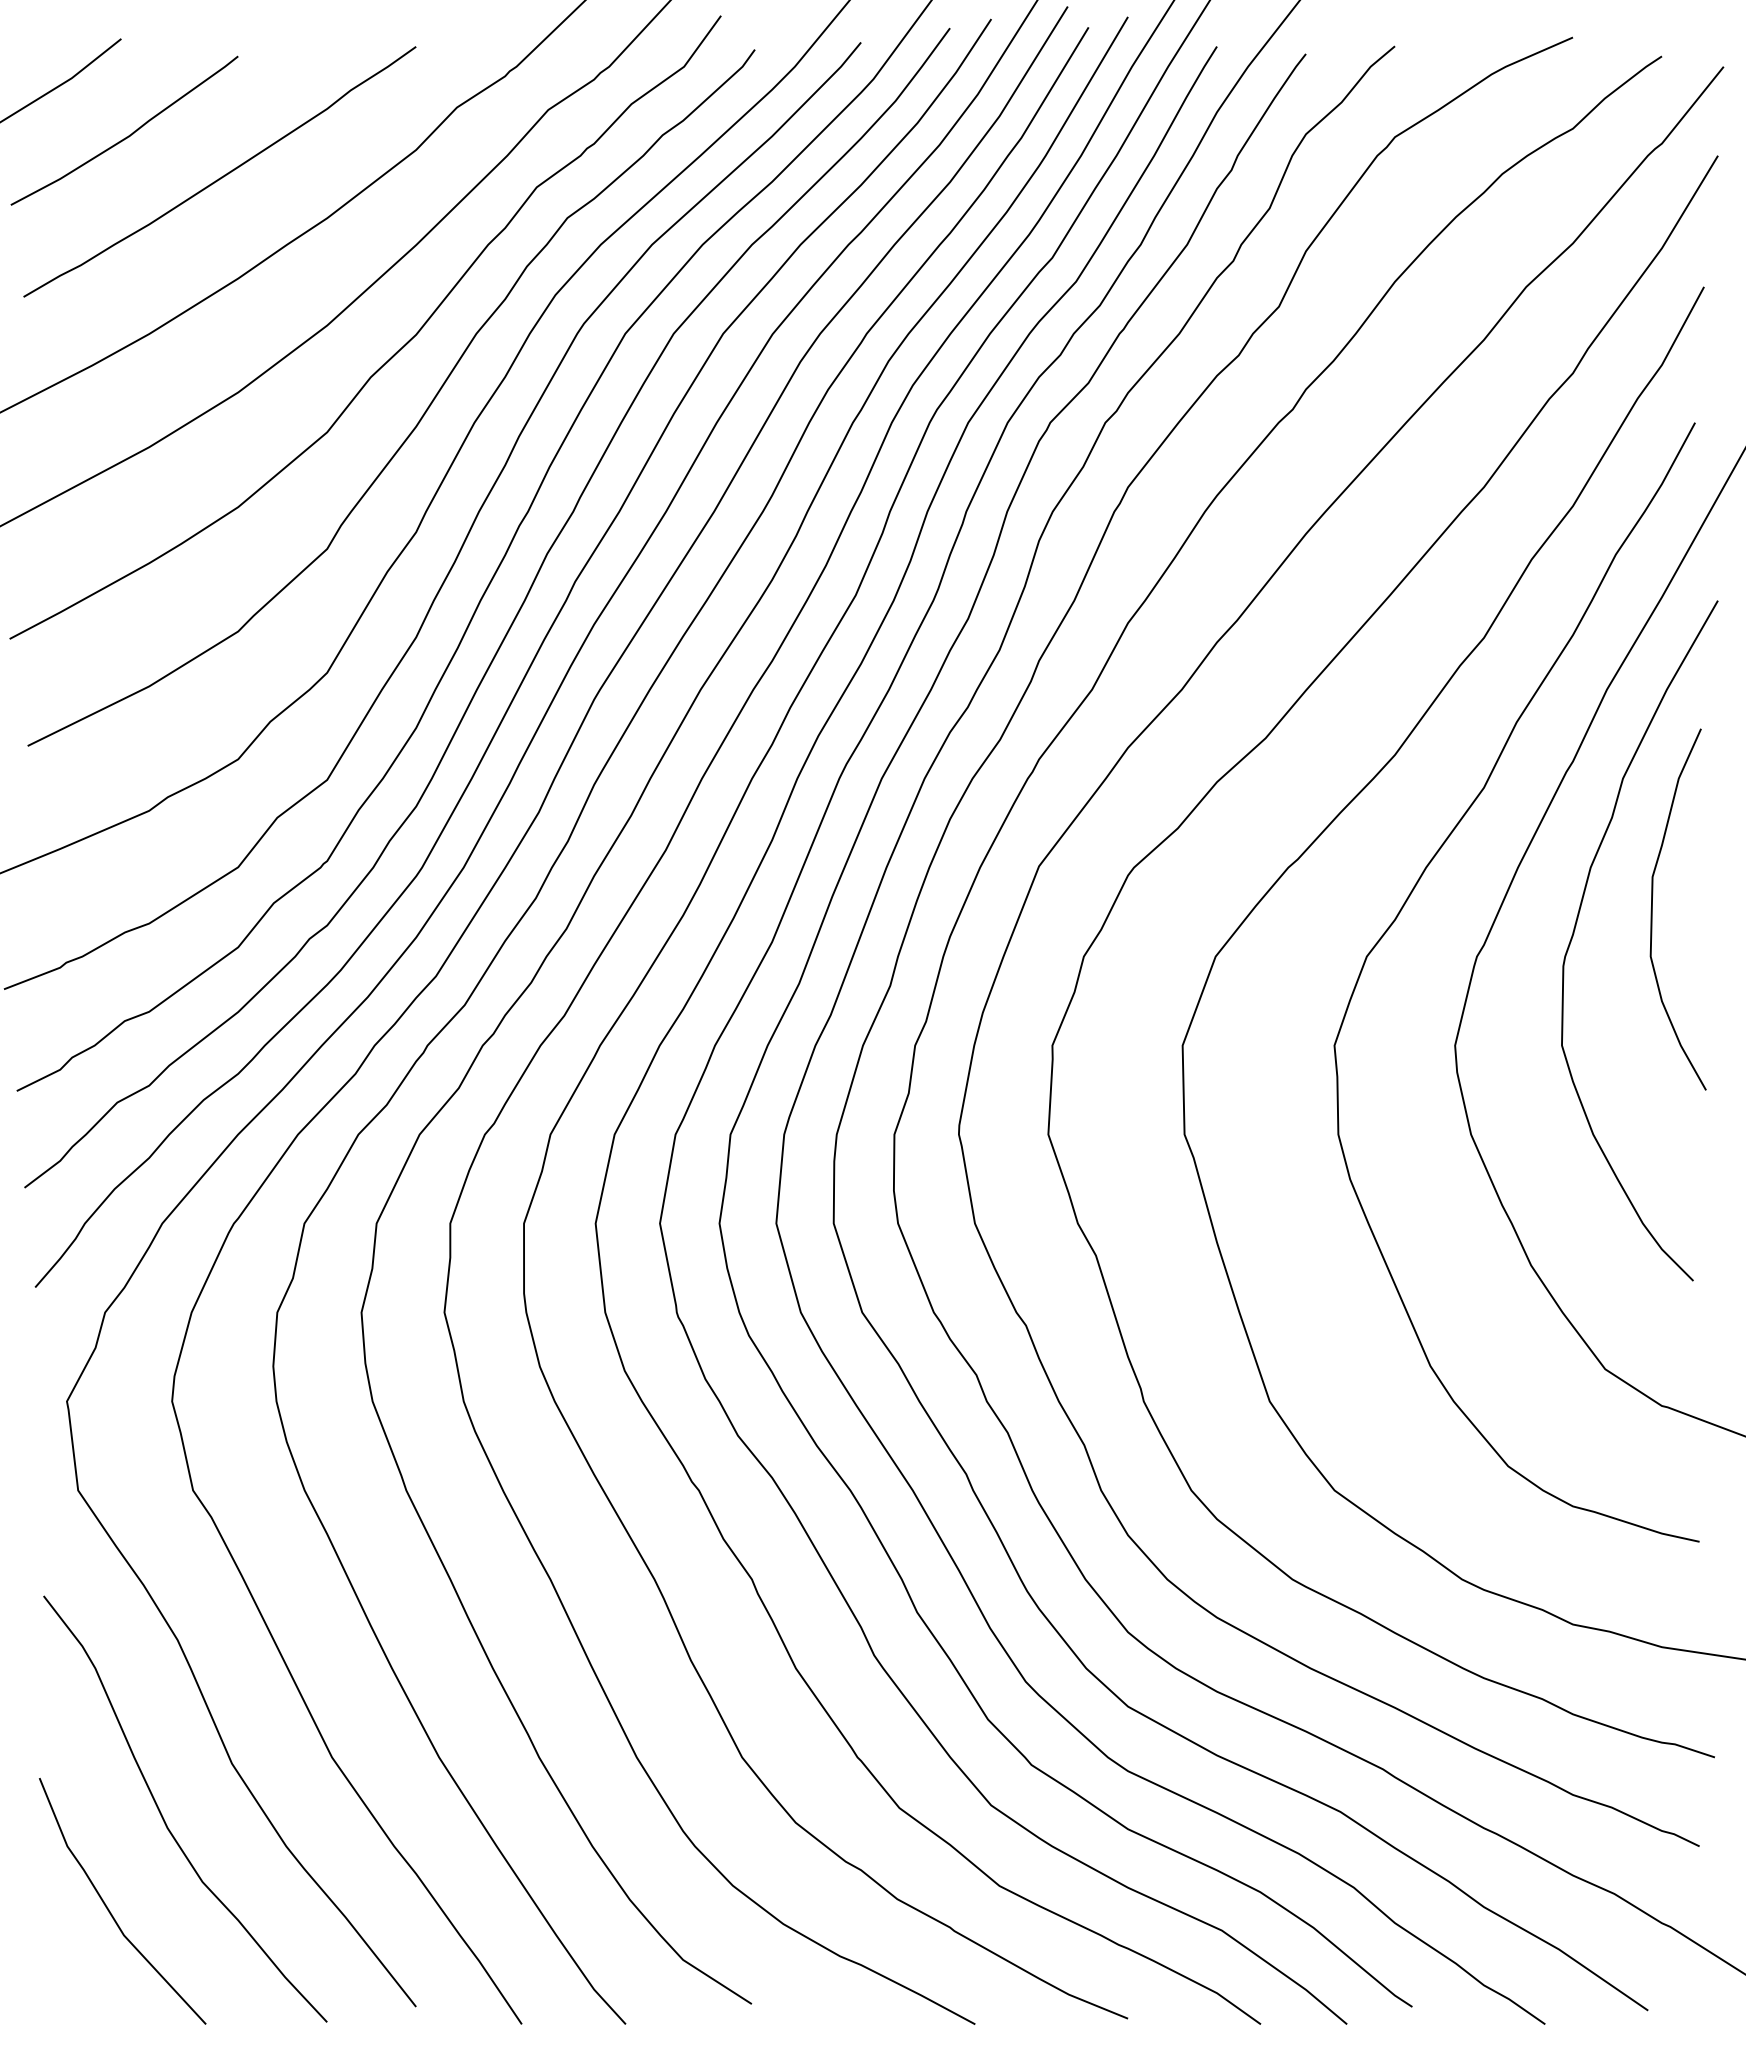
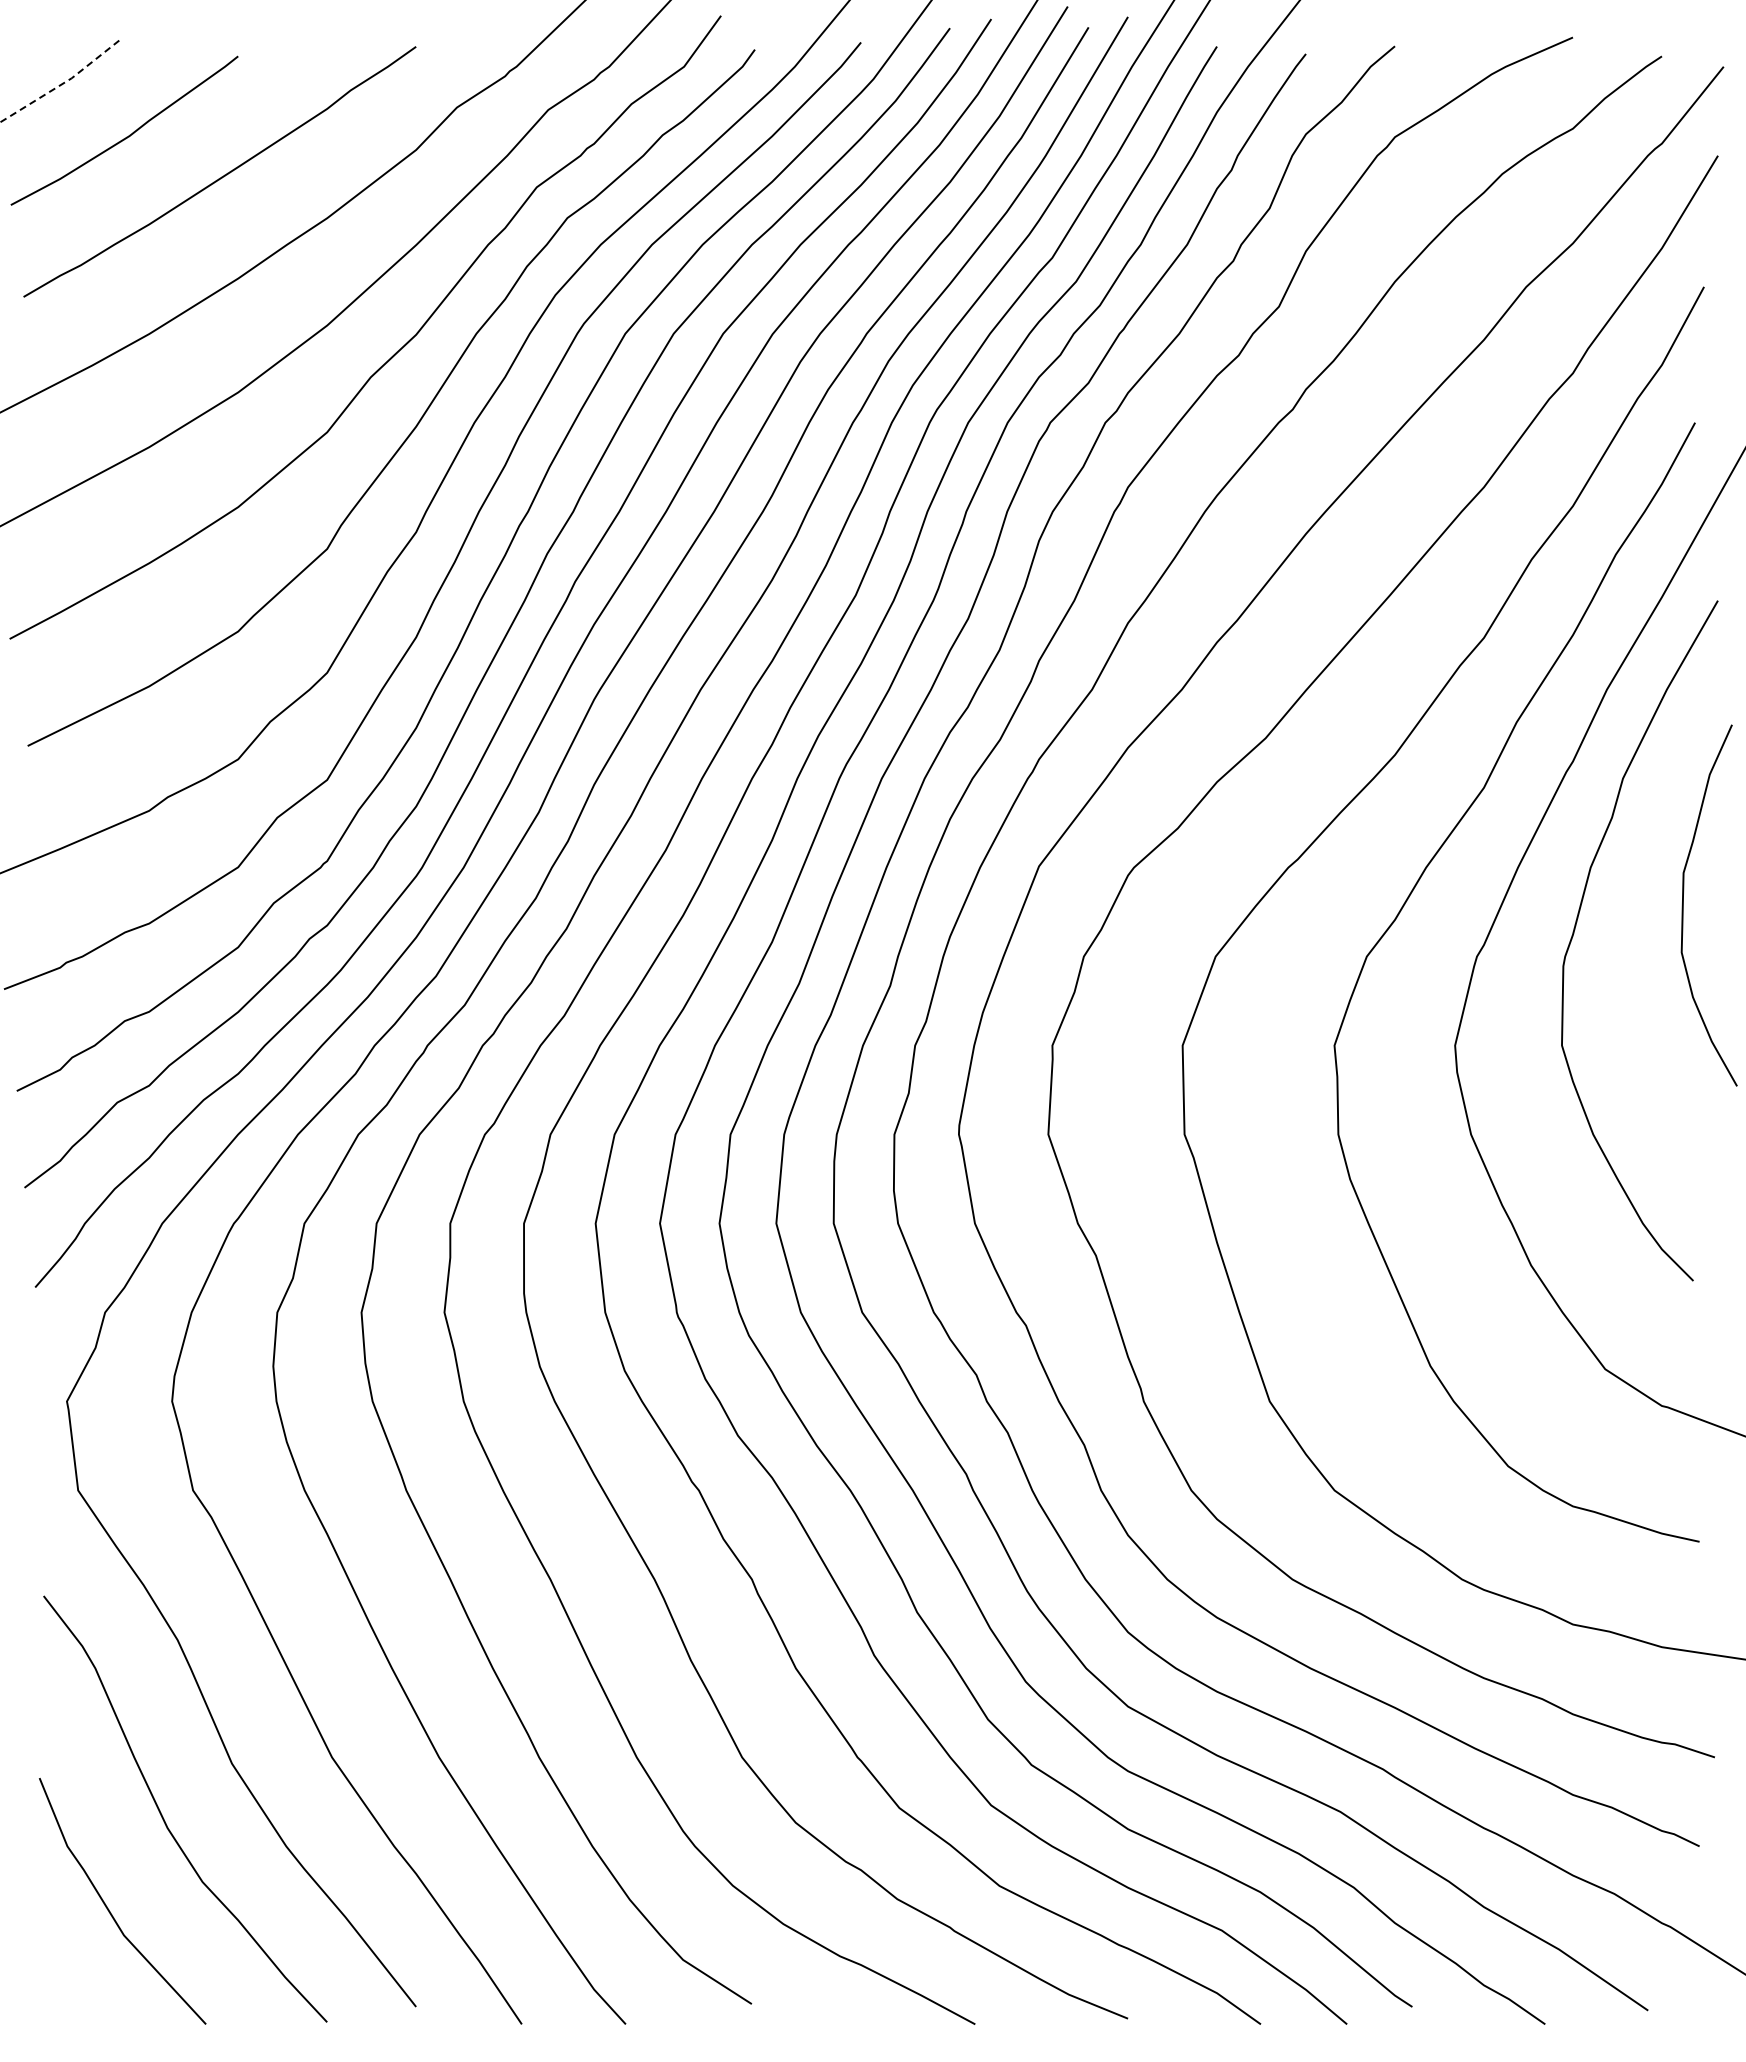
line: solid -> dashed (64, 82)
curve position: (1652, 909) -> (1683, 905) (1683, 905)
